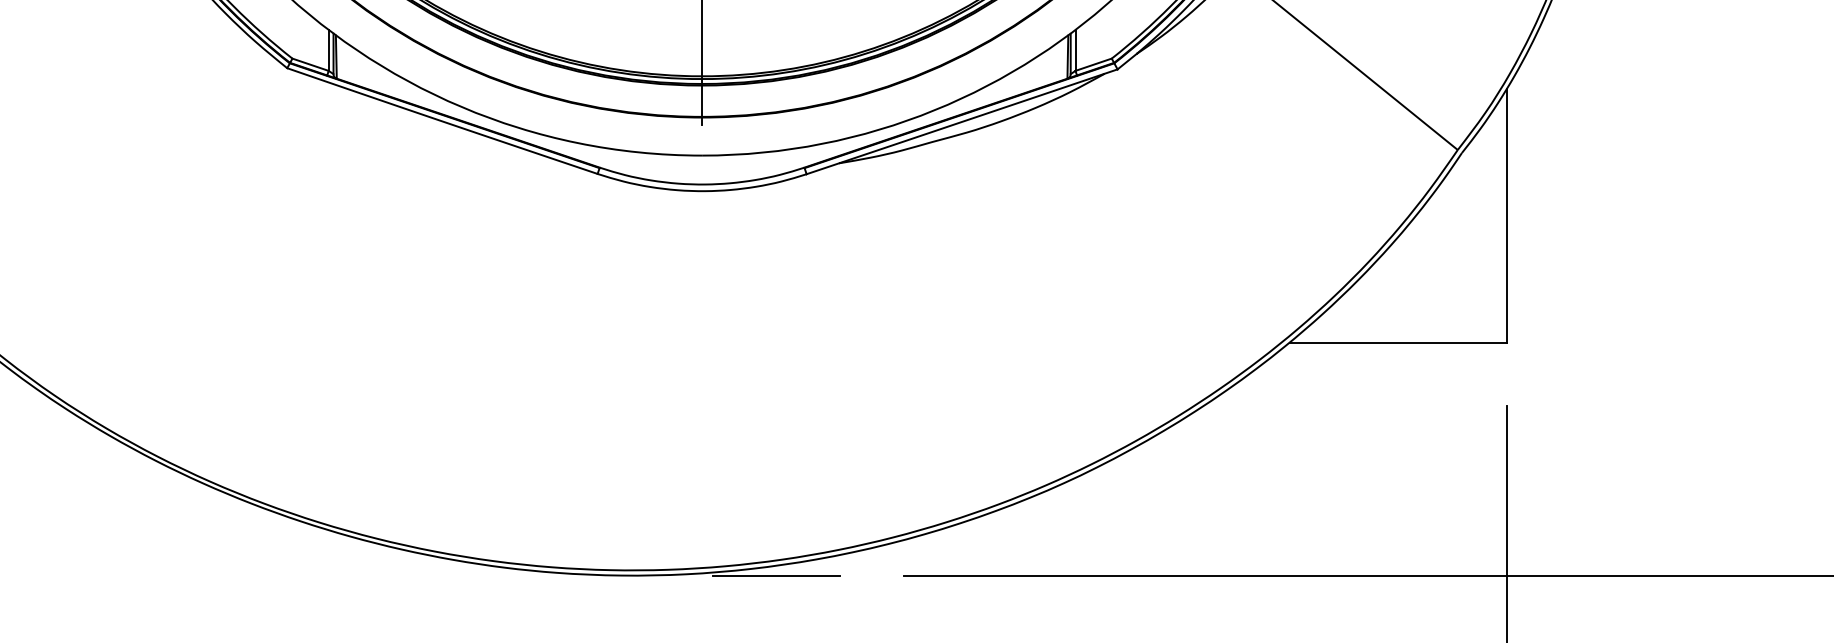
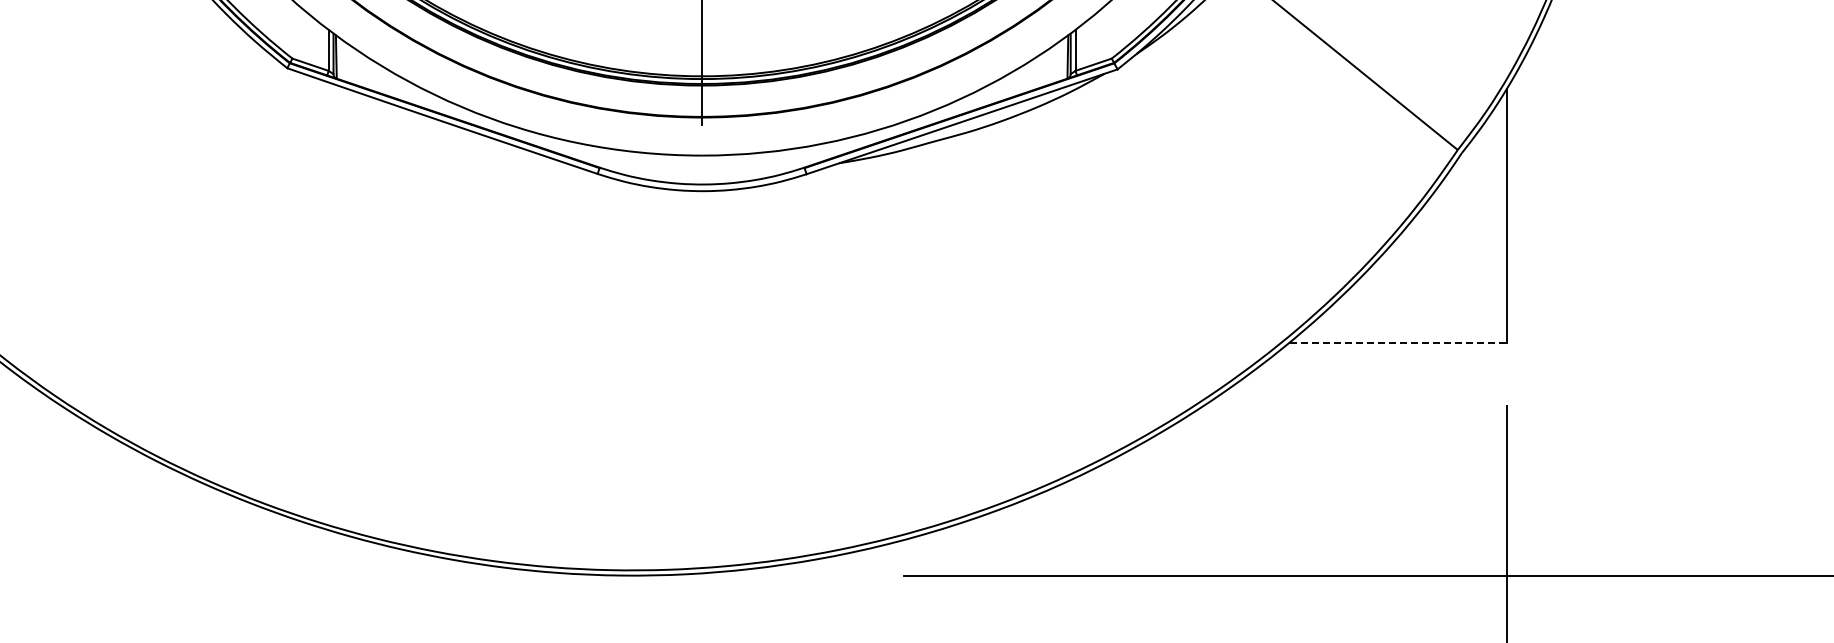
line: solid -> dashed (1398, 342)
line: present -> none (776, 575)
